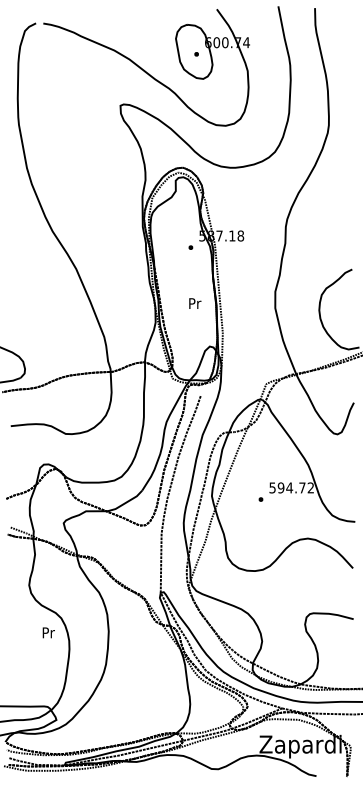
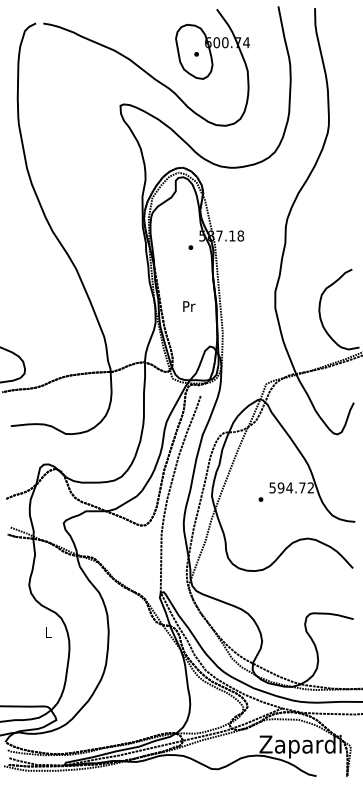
text position: (195, 303) -> (189, 306) (189, 306)
text: Pr -> L (48, 632)
